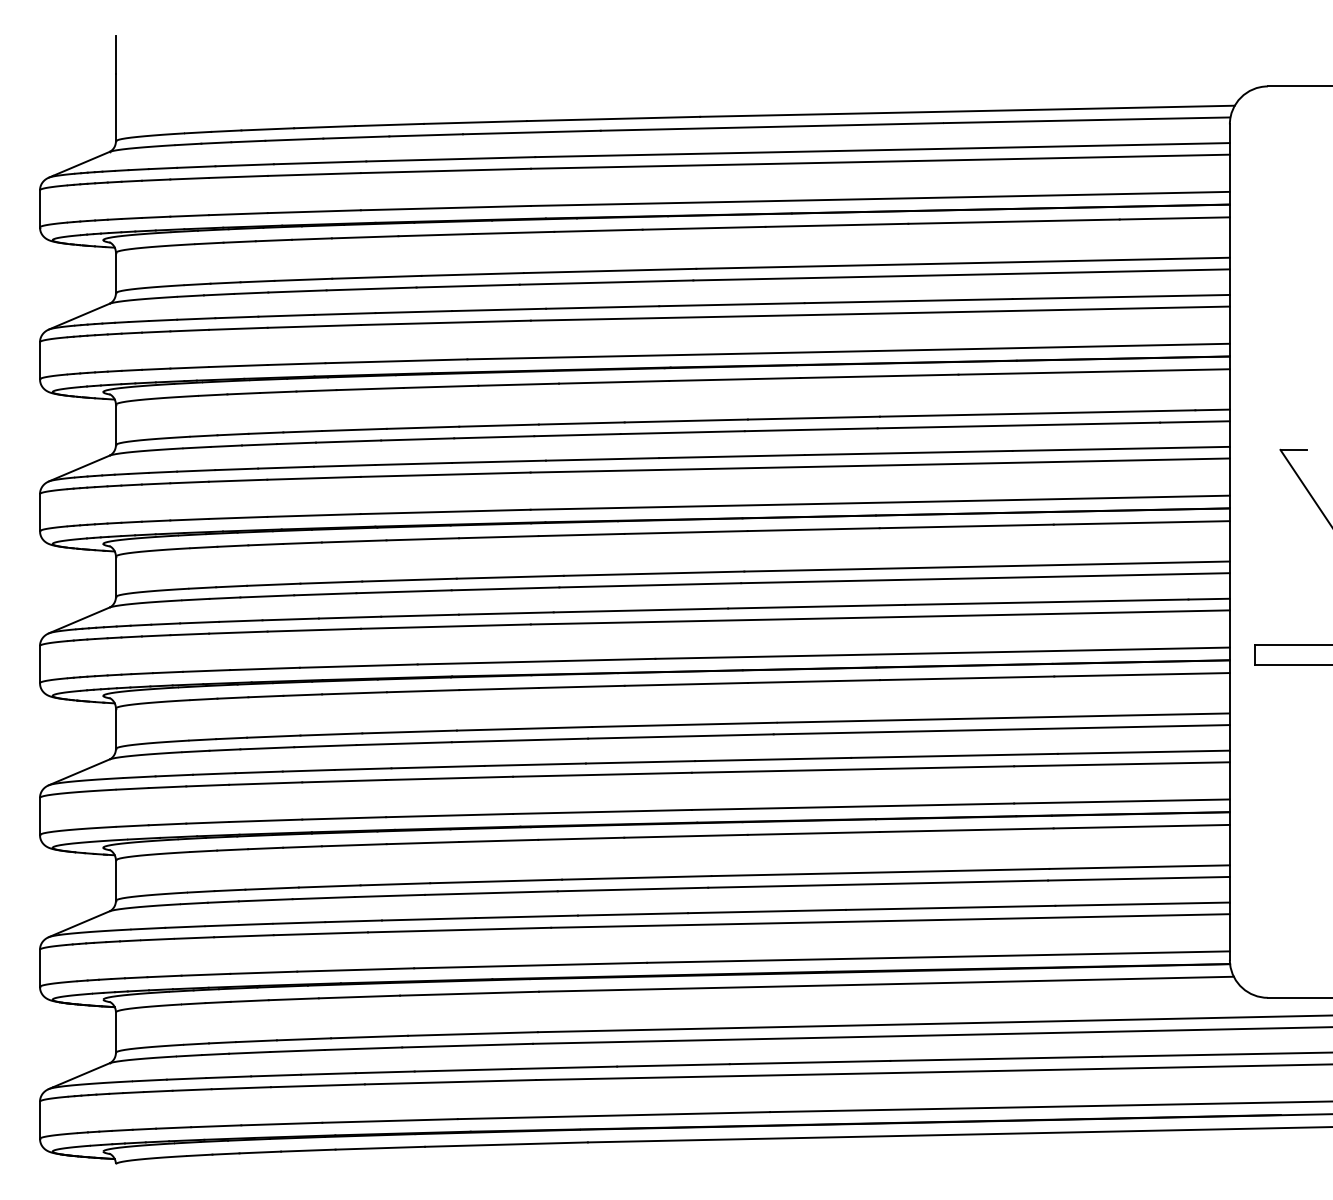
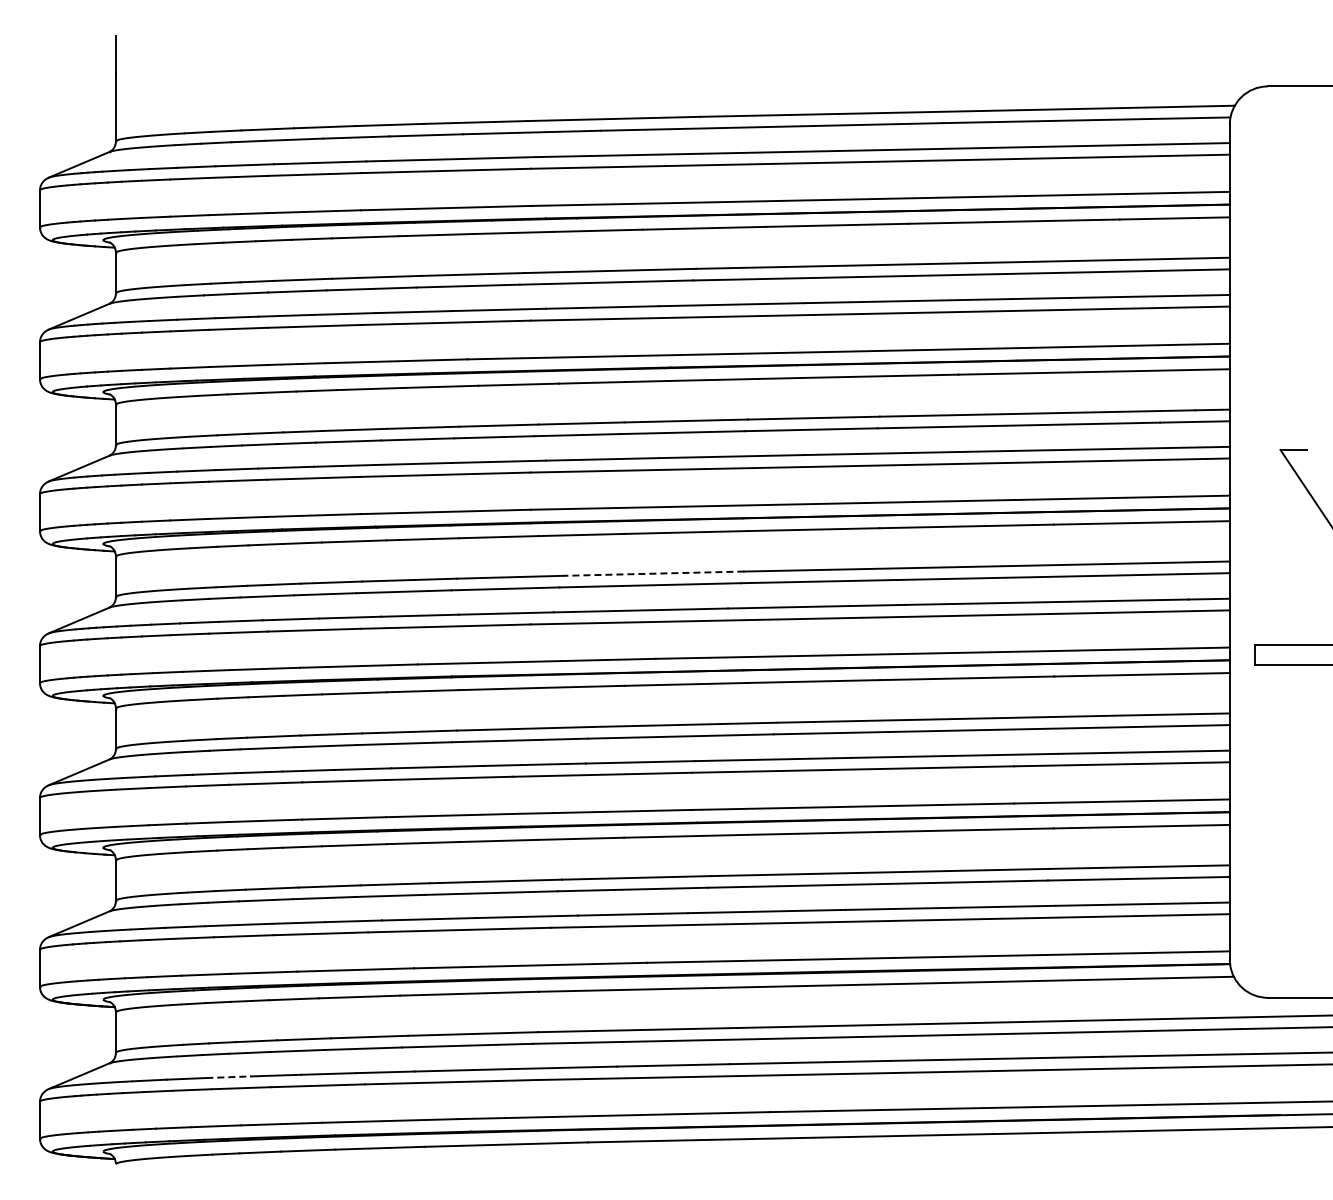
line: solid -> dashed (653, 573)
line: solid -> dashed (229, 1077)
